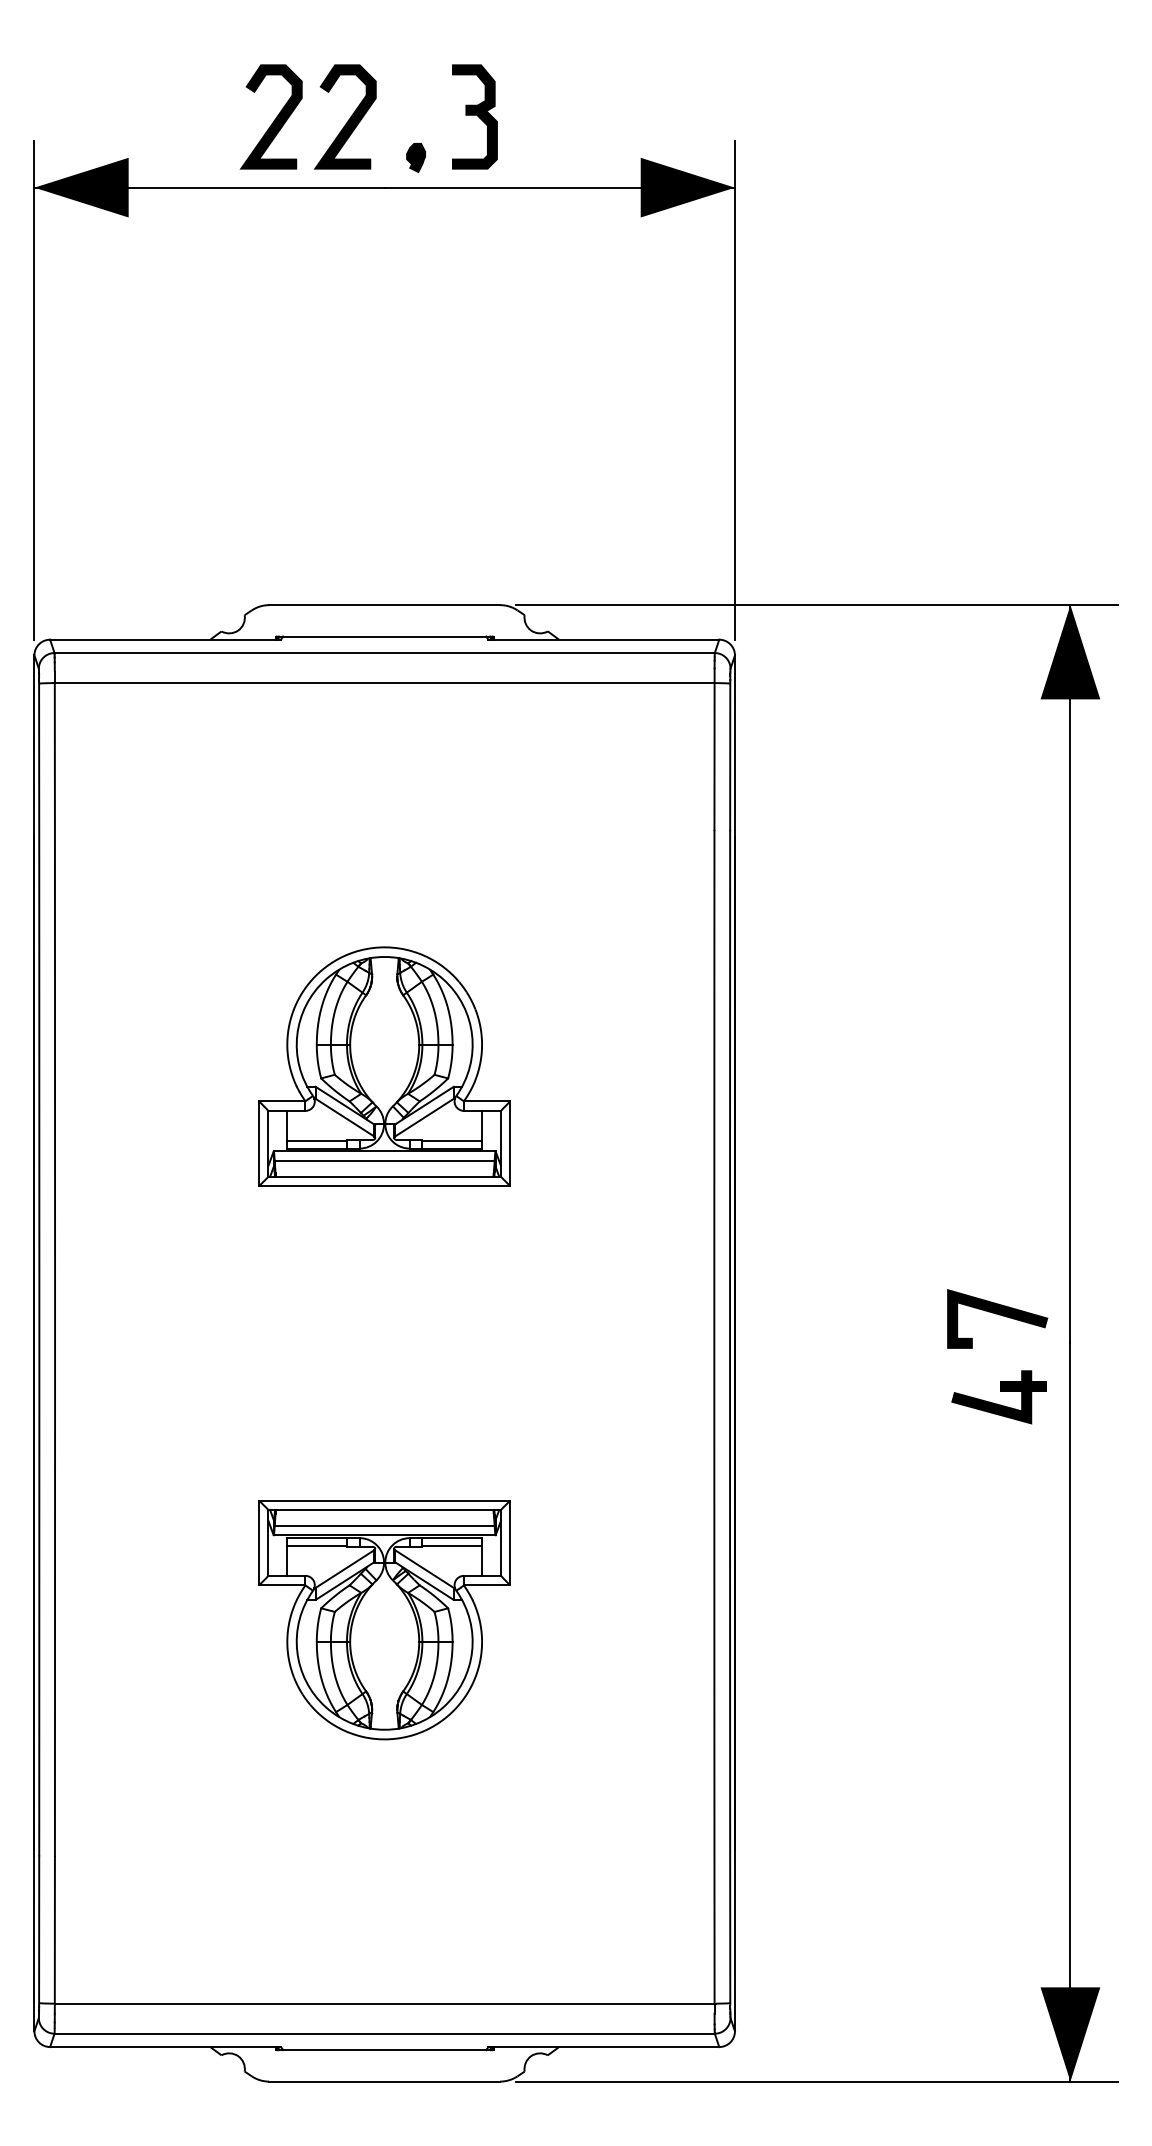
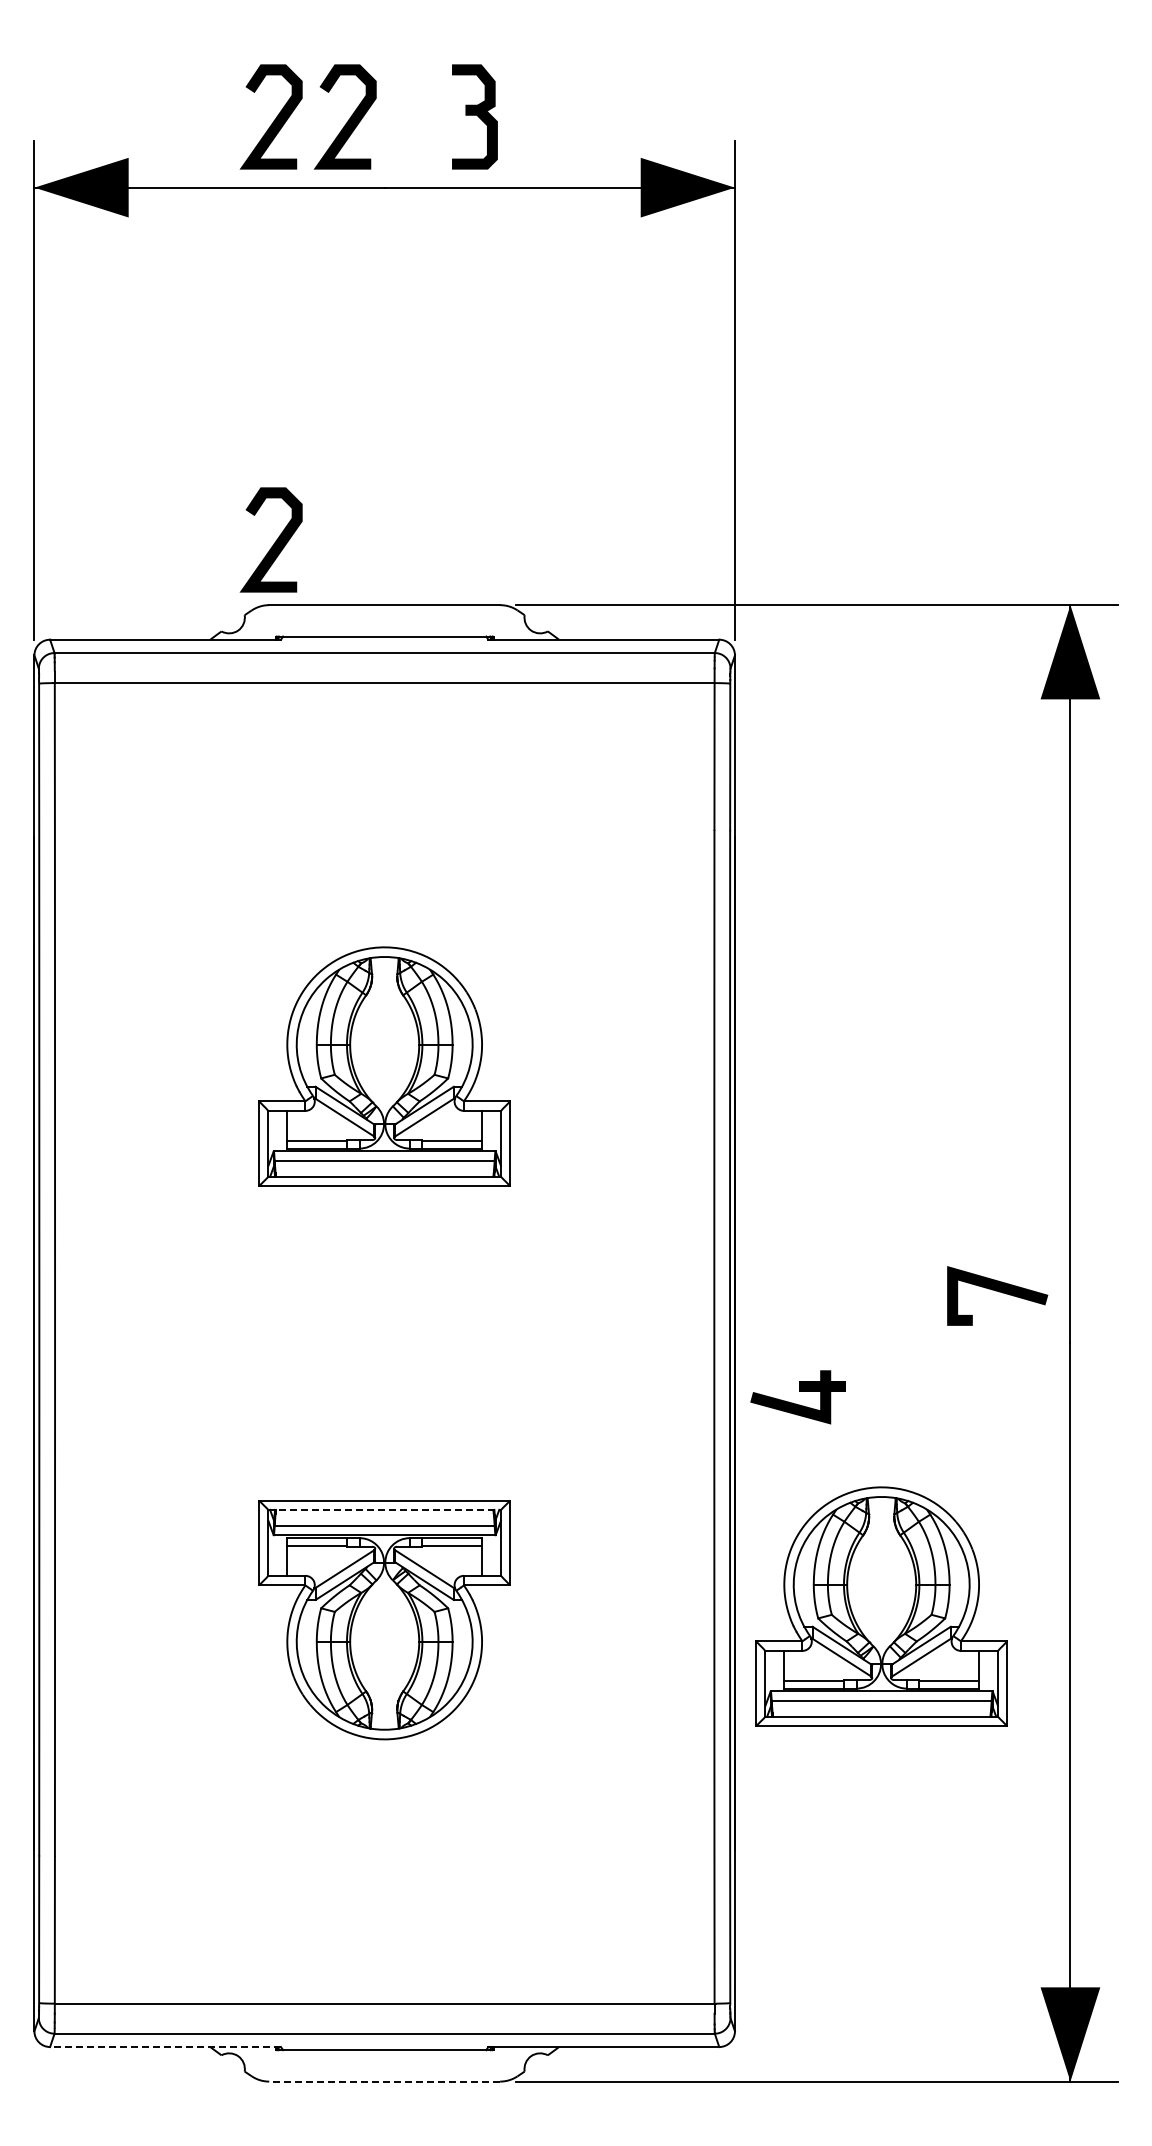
part: present -> none (415, 157)
curve: none -> present (274, 542)
line position: (999, 1315) -> (999, 1292) (999, 1292)
part position: (997, 1403) -> (796, 1403) (796, 1403)
line: solid -> dashed (385, 1509)
part: none -> present (881, 1606)
line: solid -> dashed (165, 2047)
line: solid -> dashed (384, 2081)
